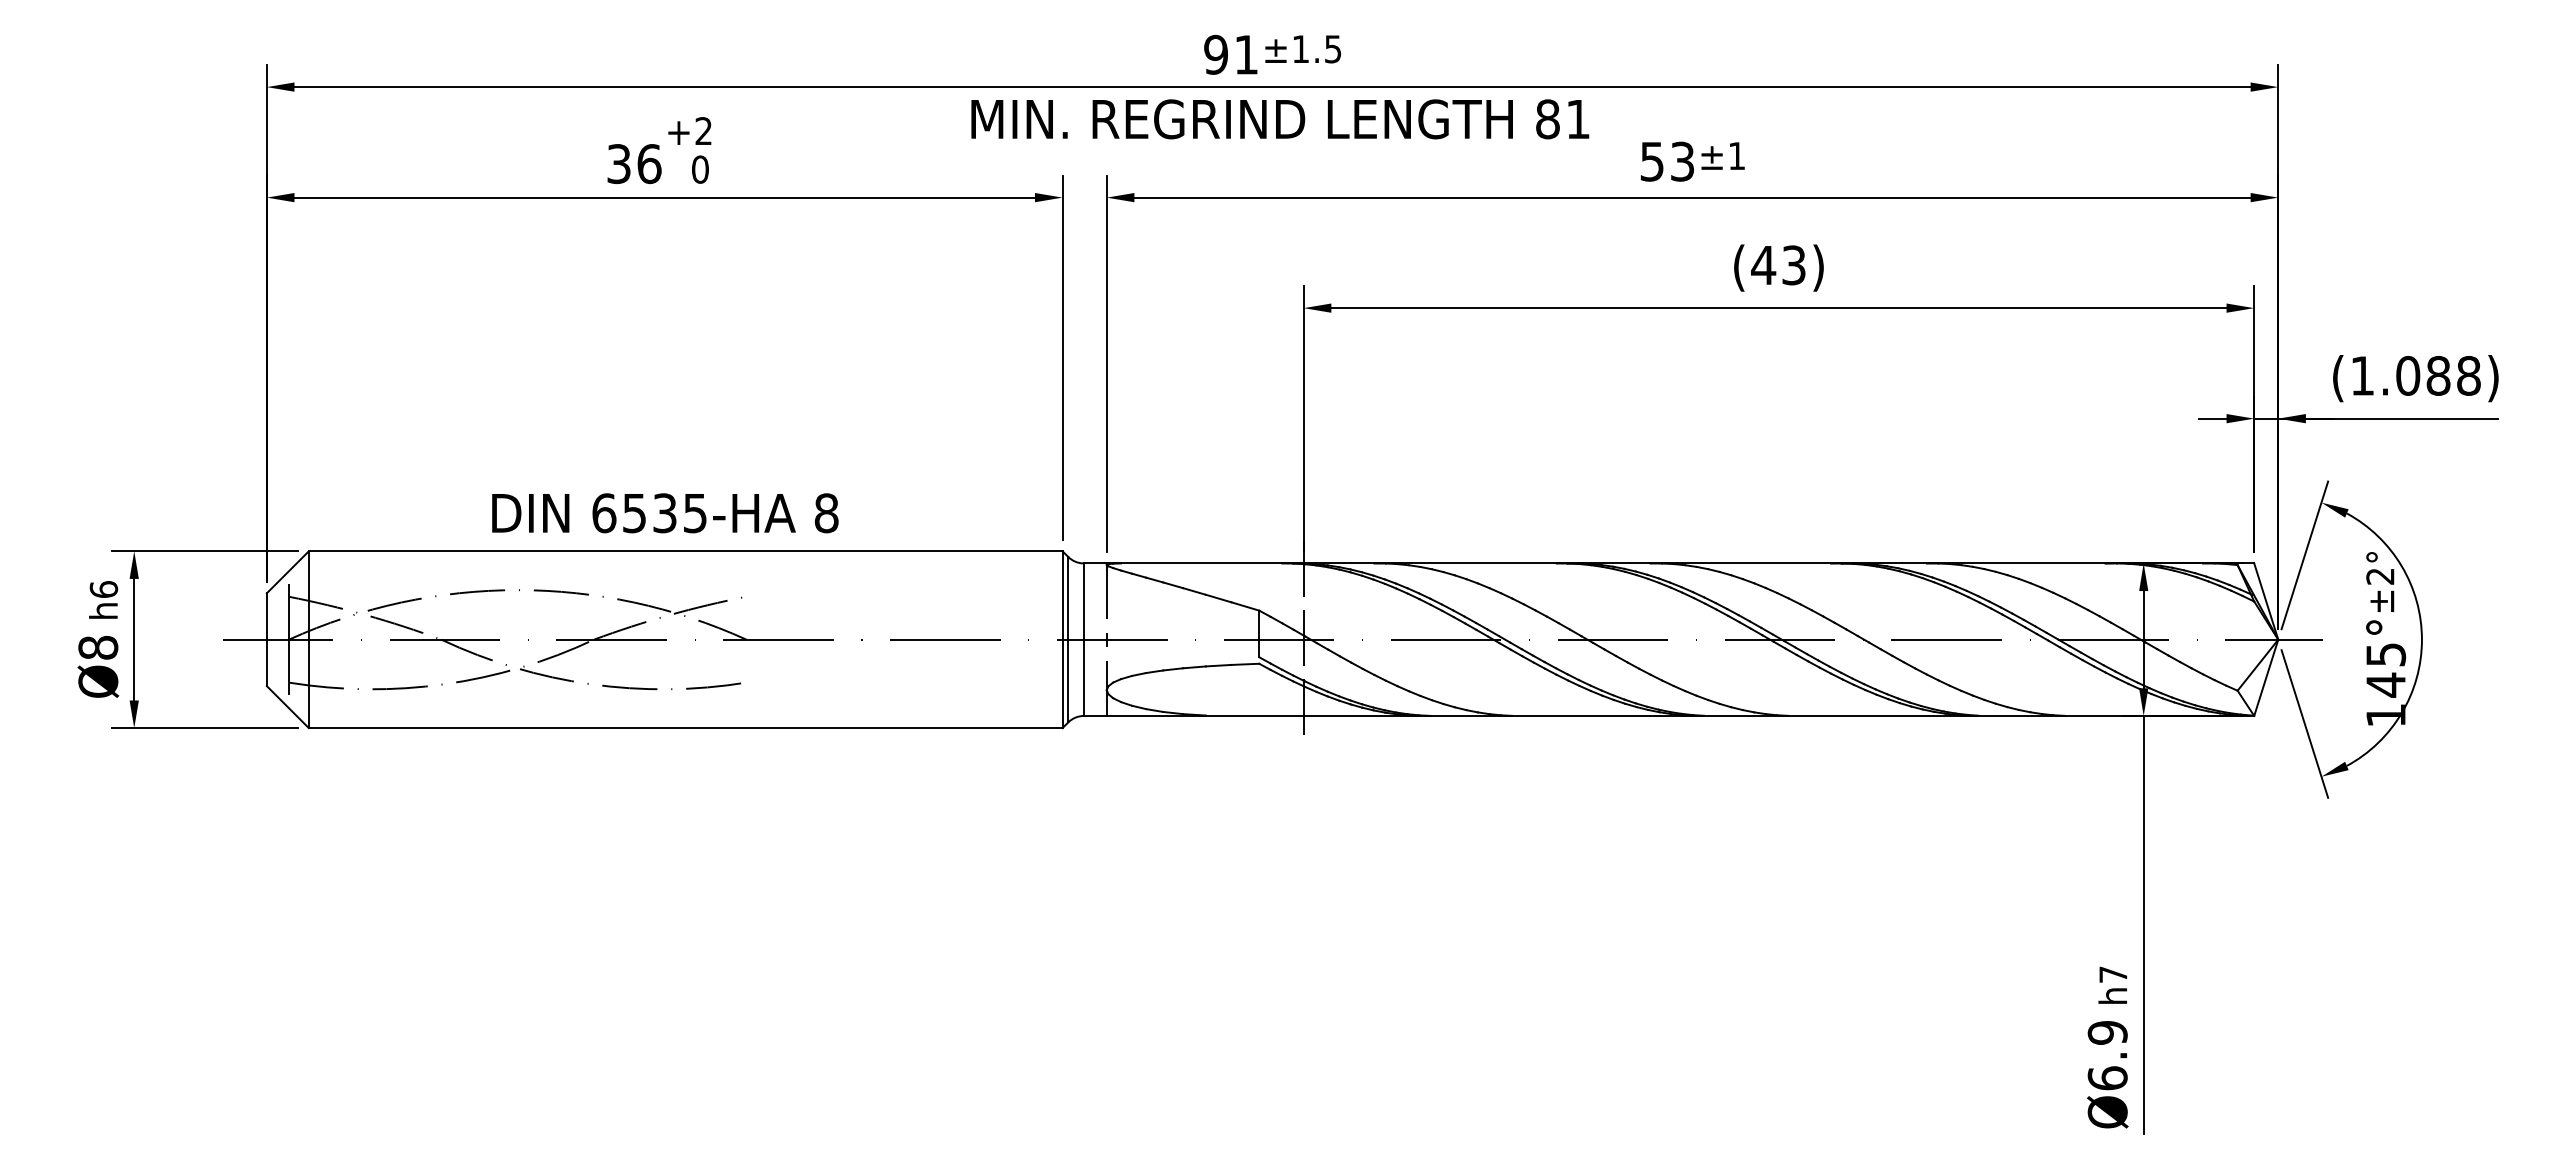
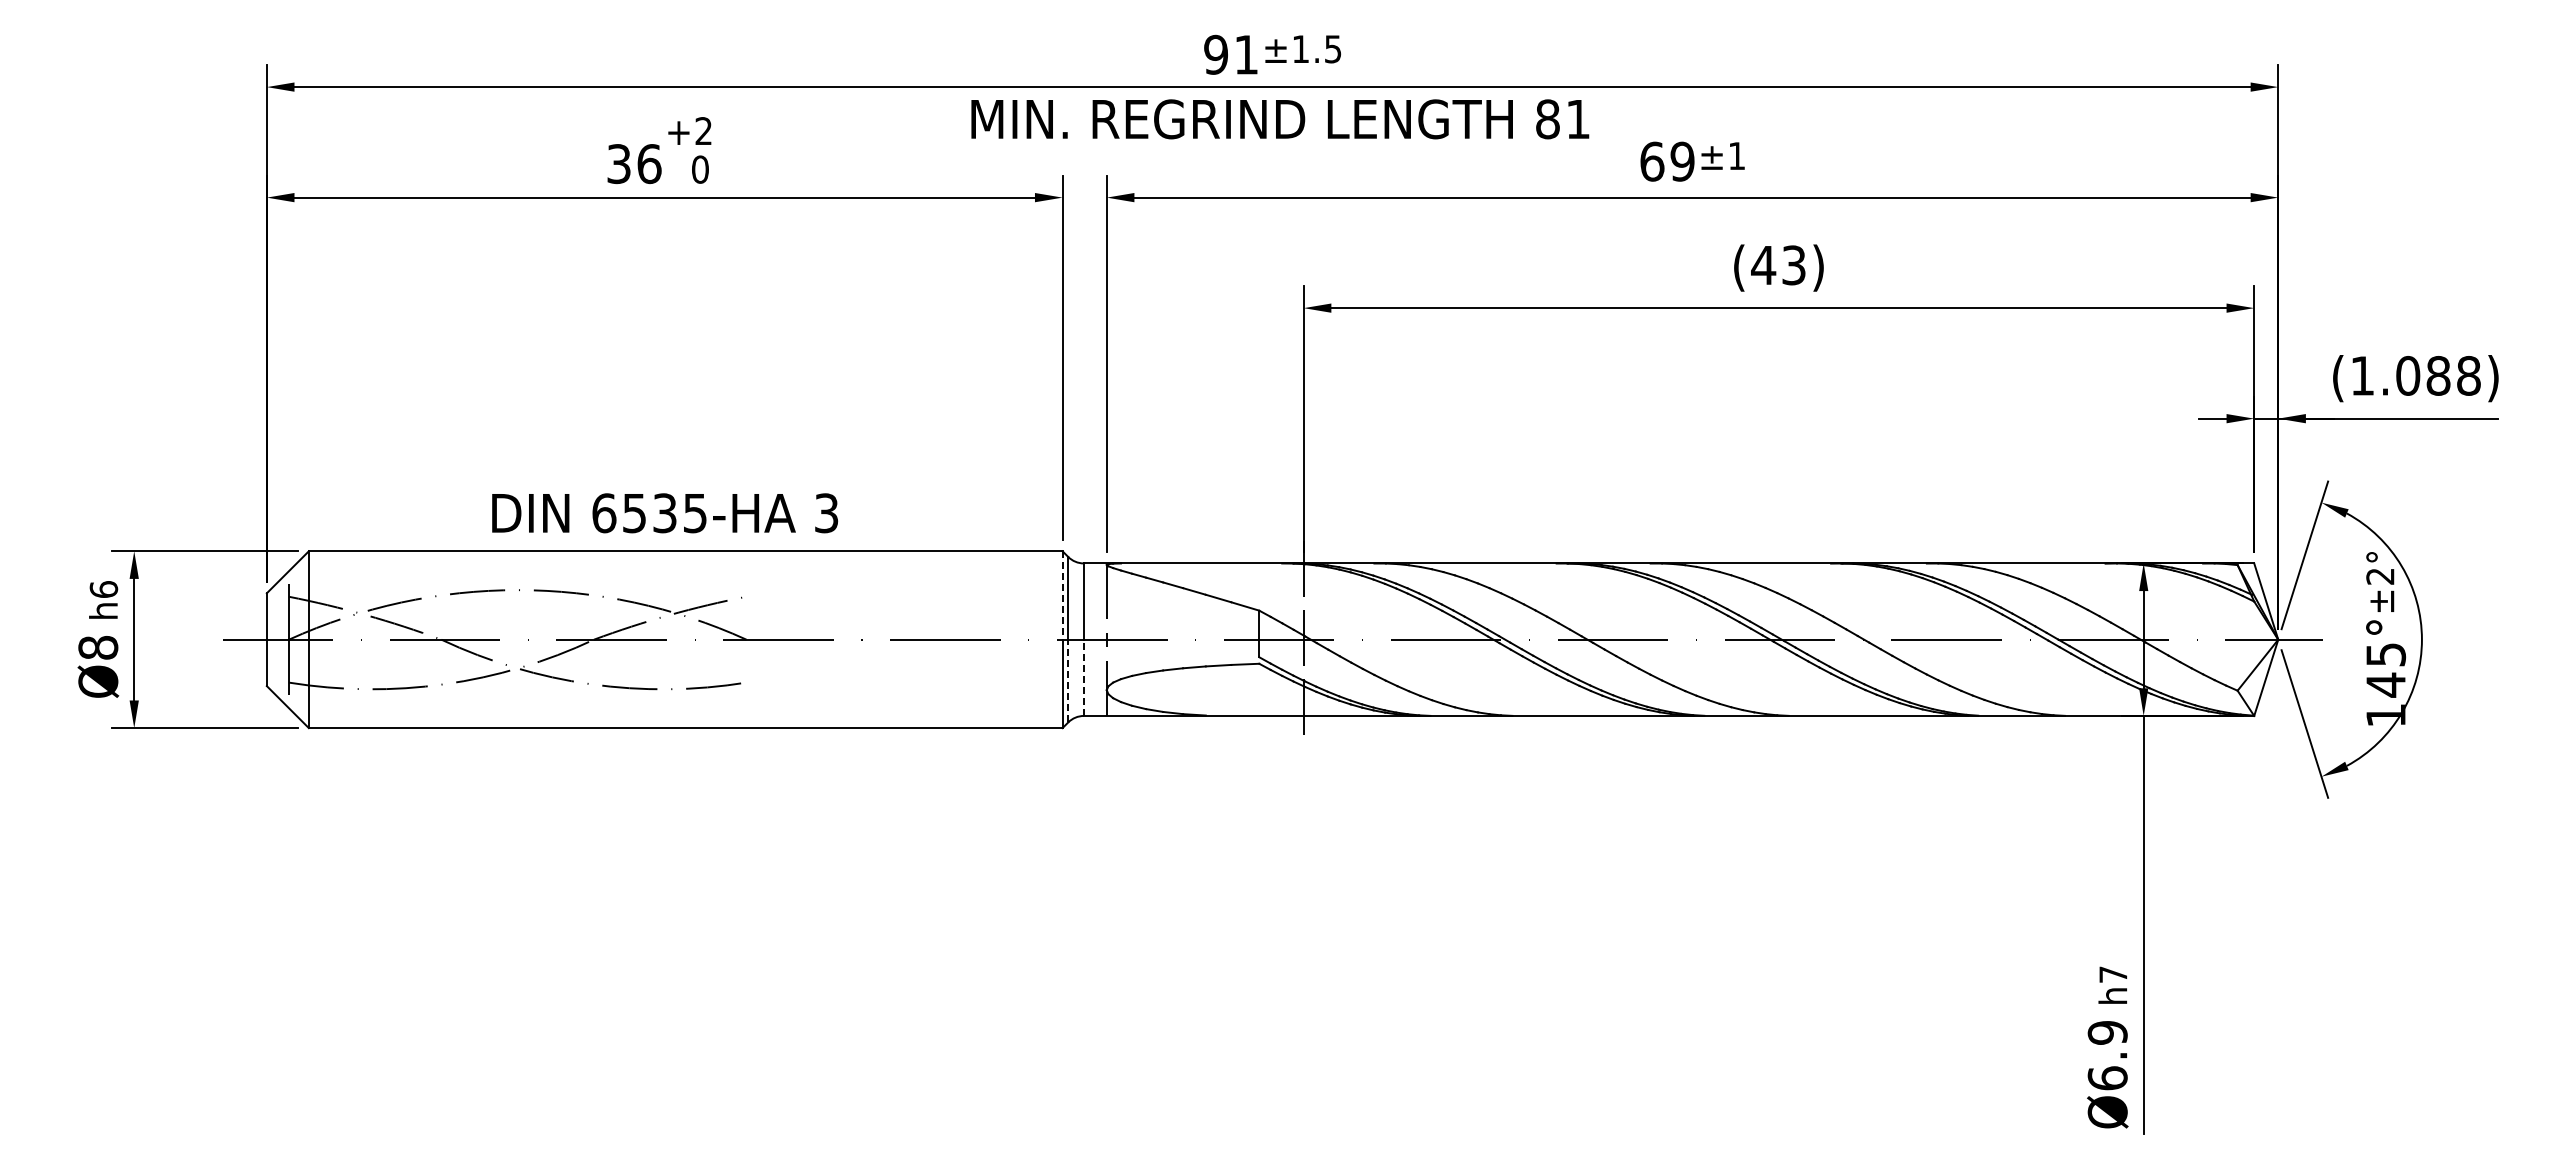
text: 53 -> 69 (1667, 161)
text: 8 -> 3 (826, 513)
line: solid -> dashed (1062, 595)
line: solid -> dashed (1083, 677)
line: solid -> dashed (1068, 680)
